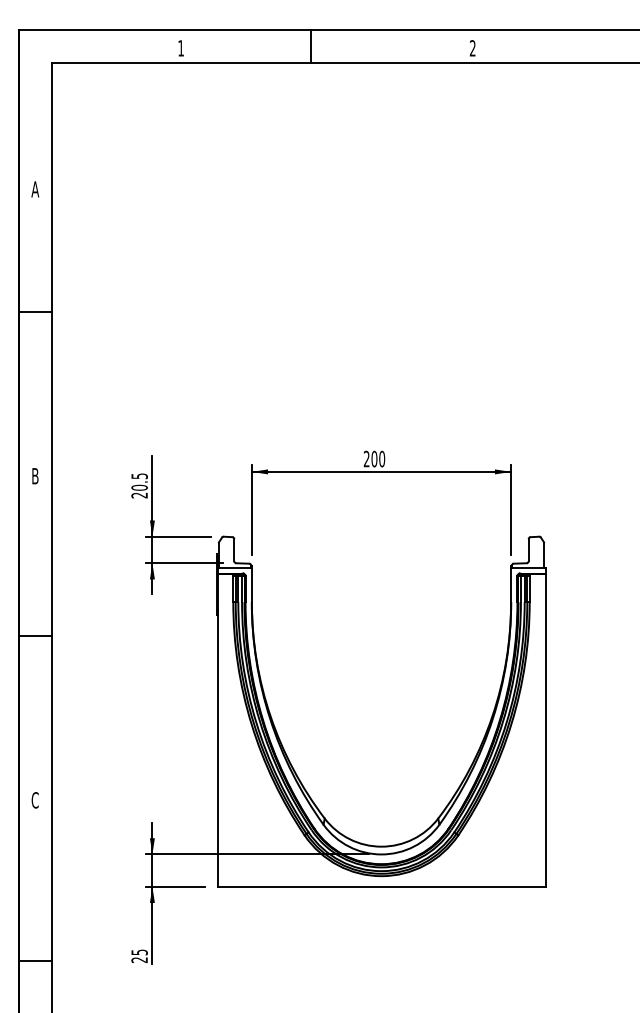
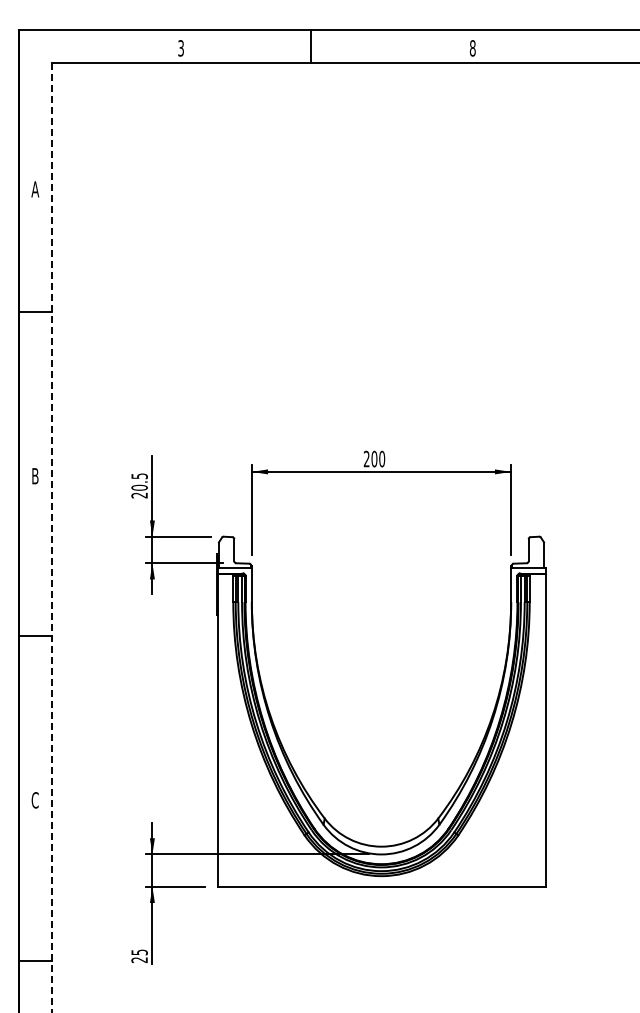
text: 1 -> 3 (180, 48)
text: 2 -> 8 (472, 48)
line: solid -> dashed (51, 537)
